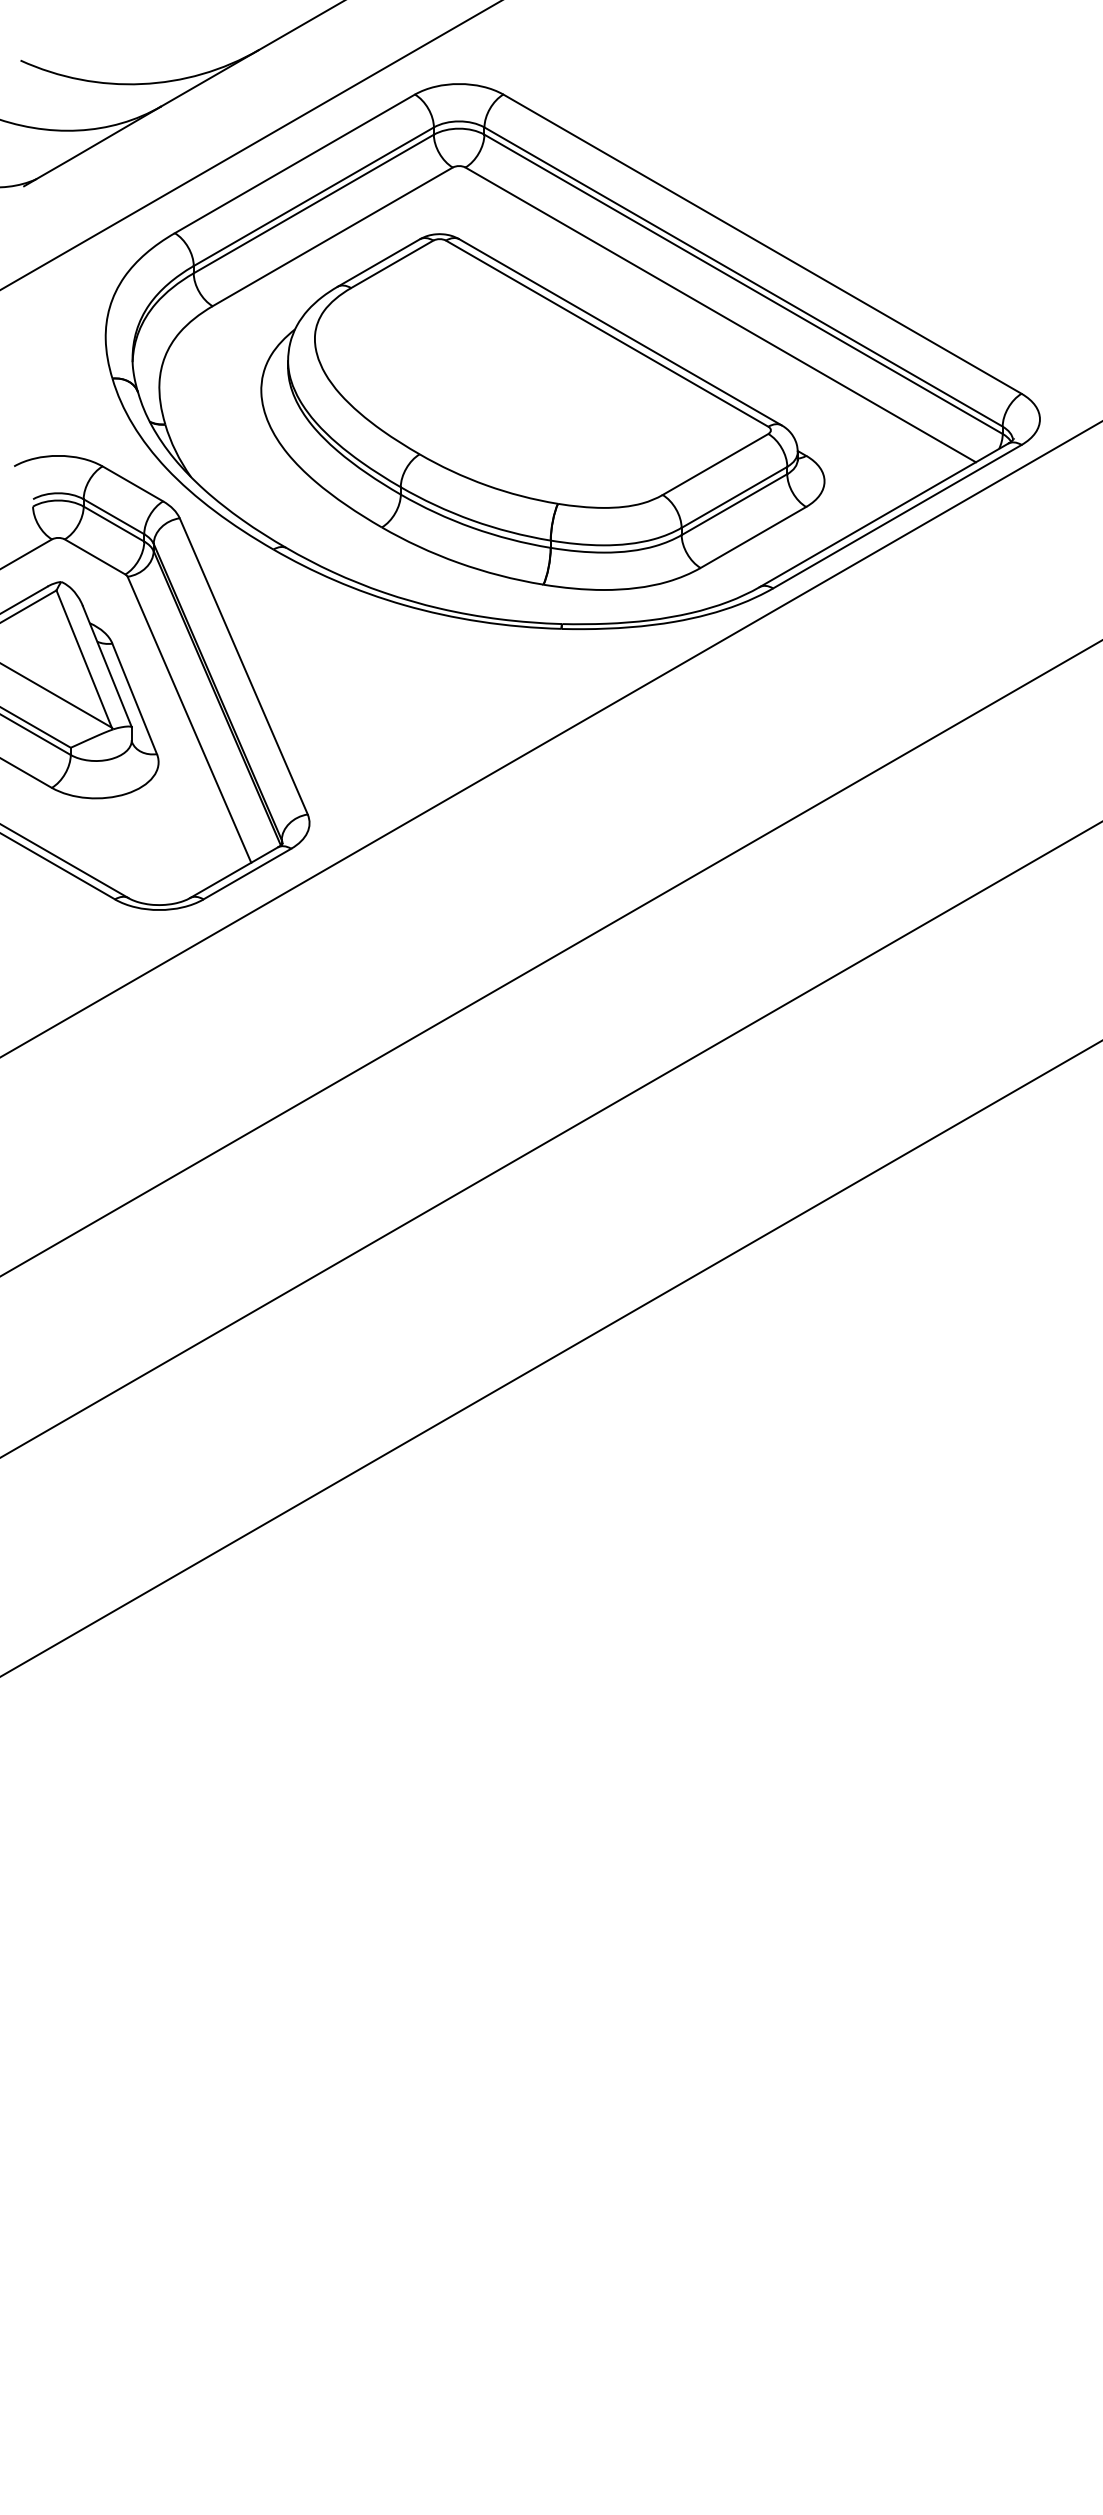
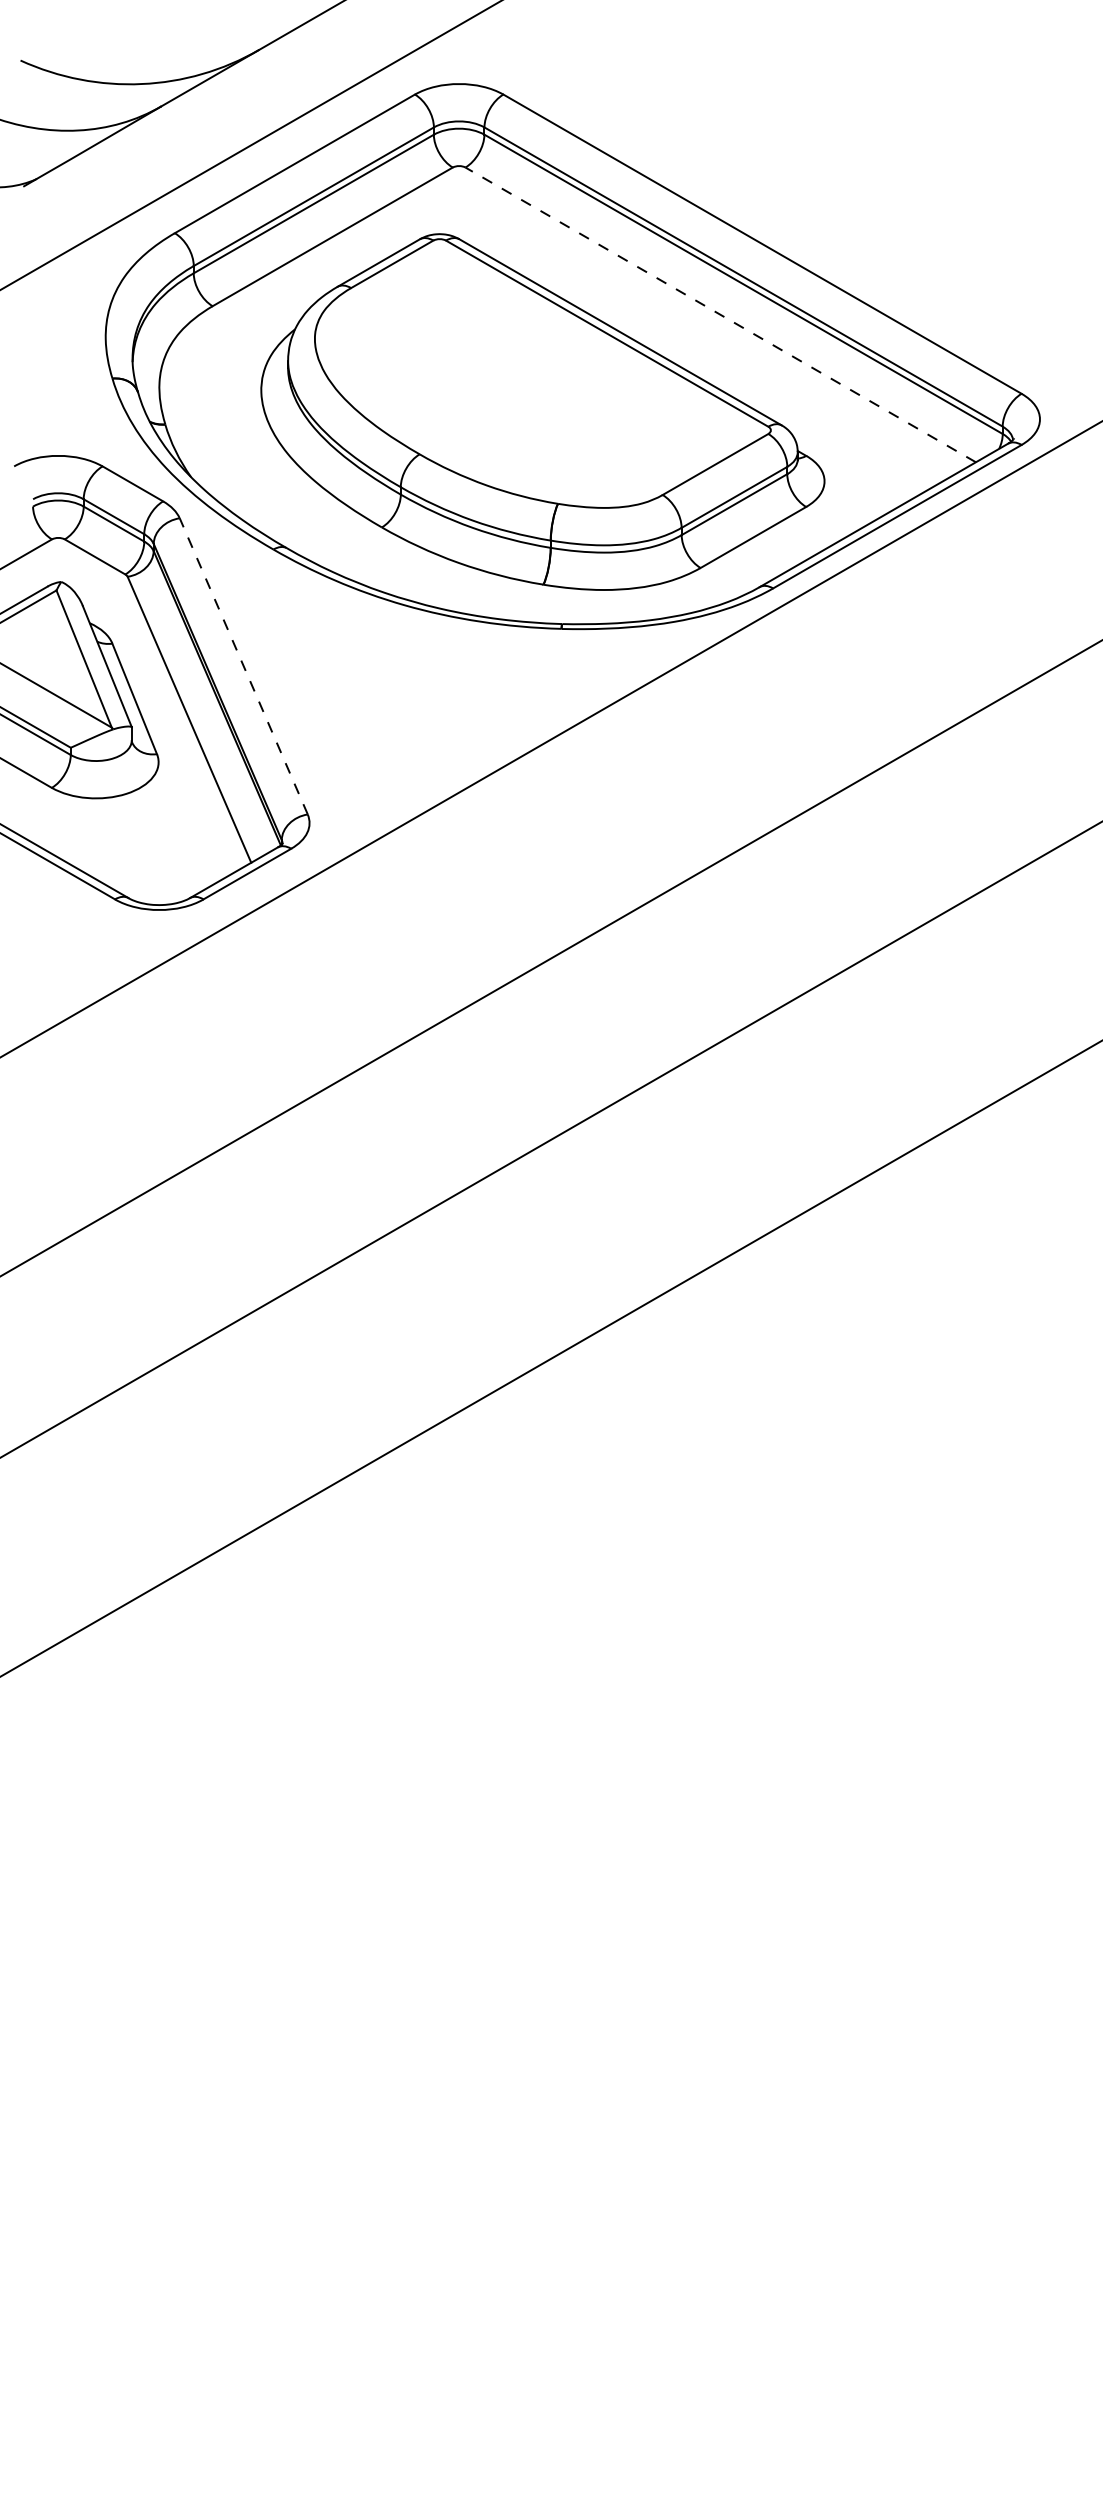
line: solid -> dashed (720, 314)
line: solid -> dashed (243, 665)
